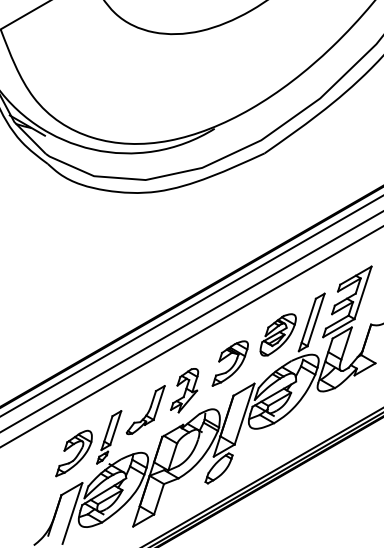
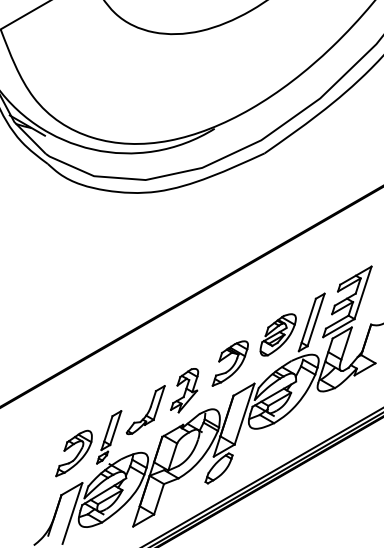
line: present -> none (191, 306)
line: present -> none (191, 321)
line: present -> none (191, 336)
